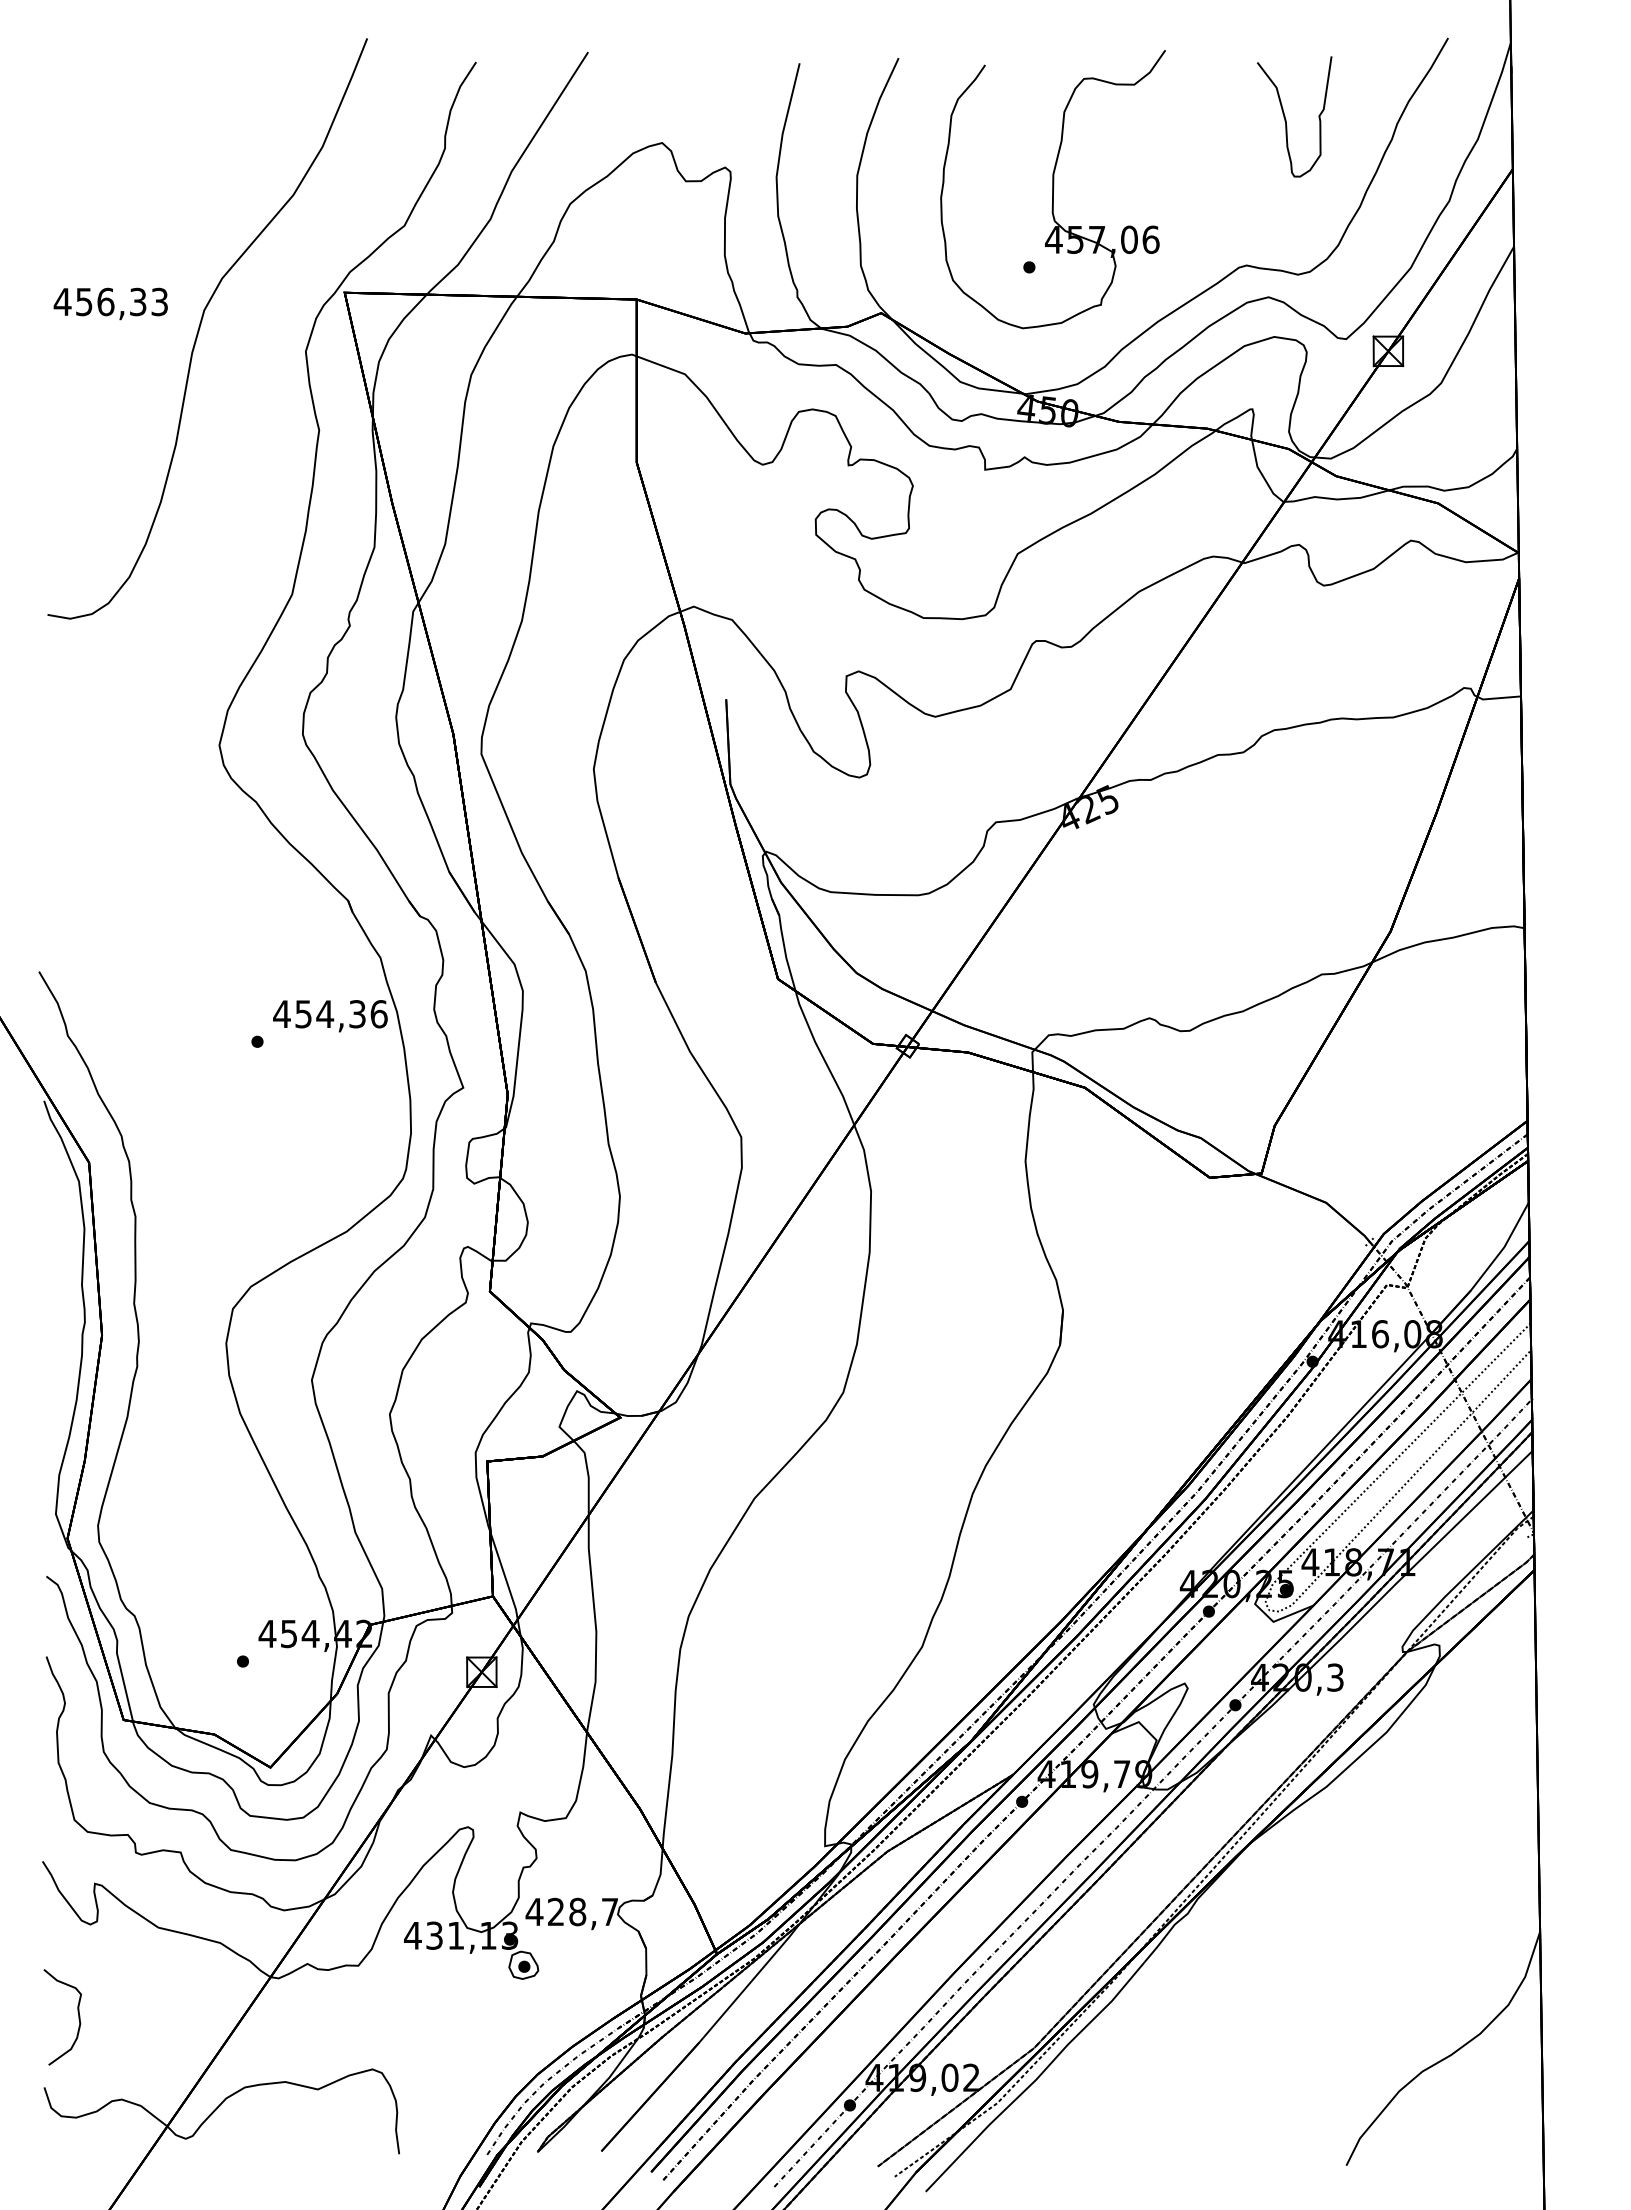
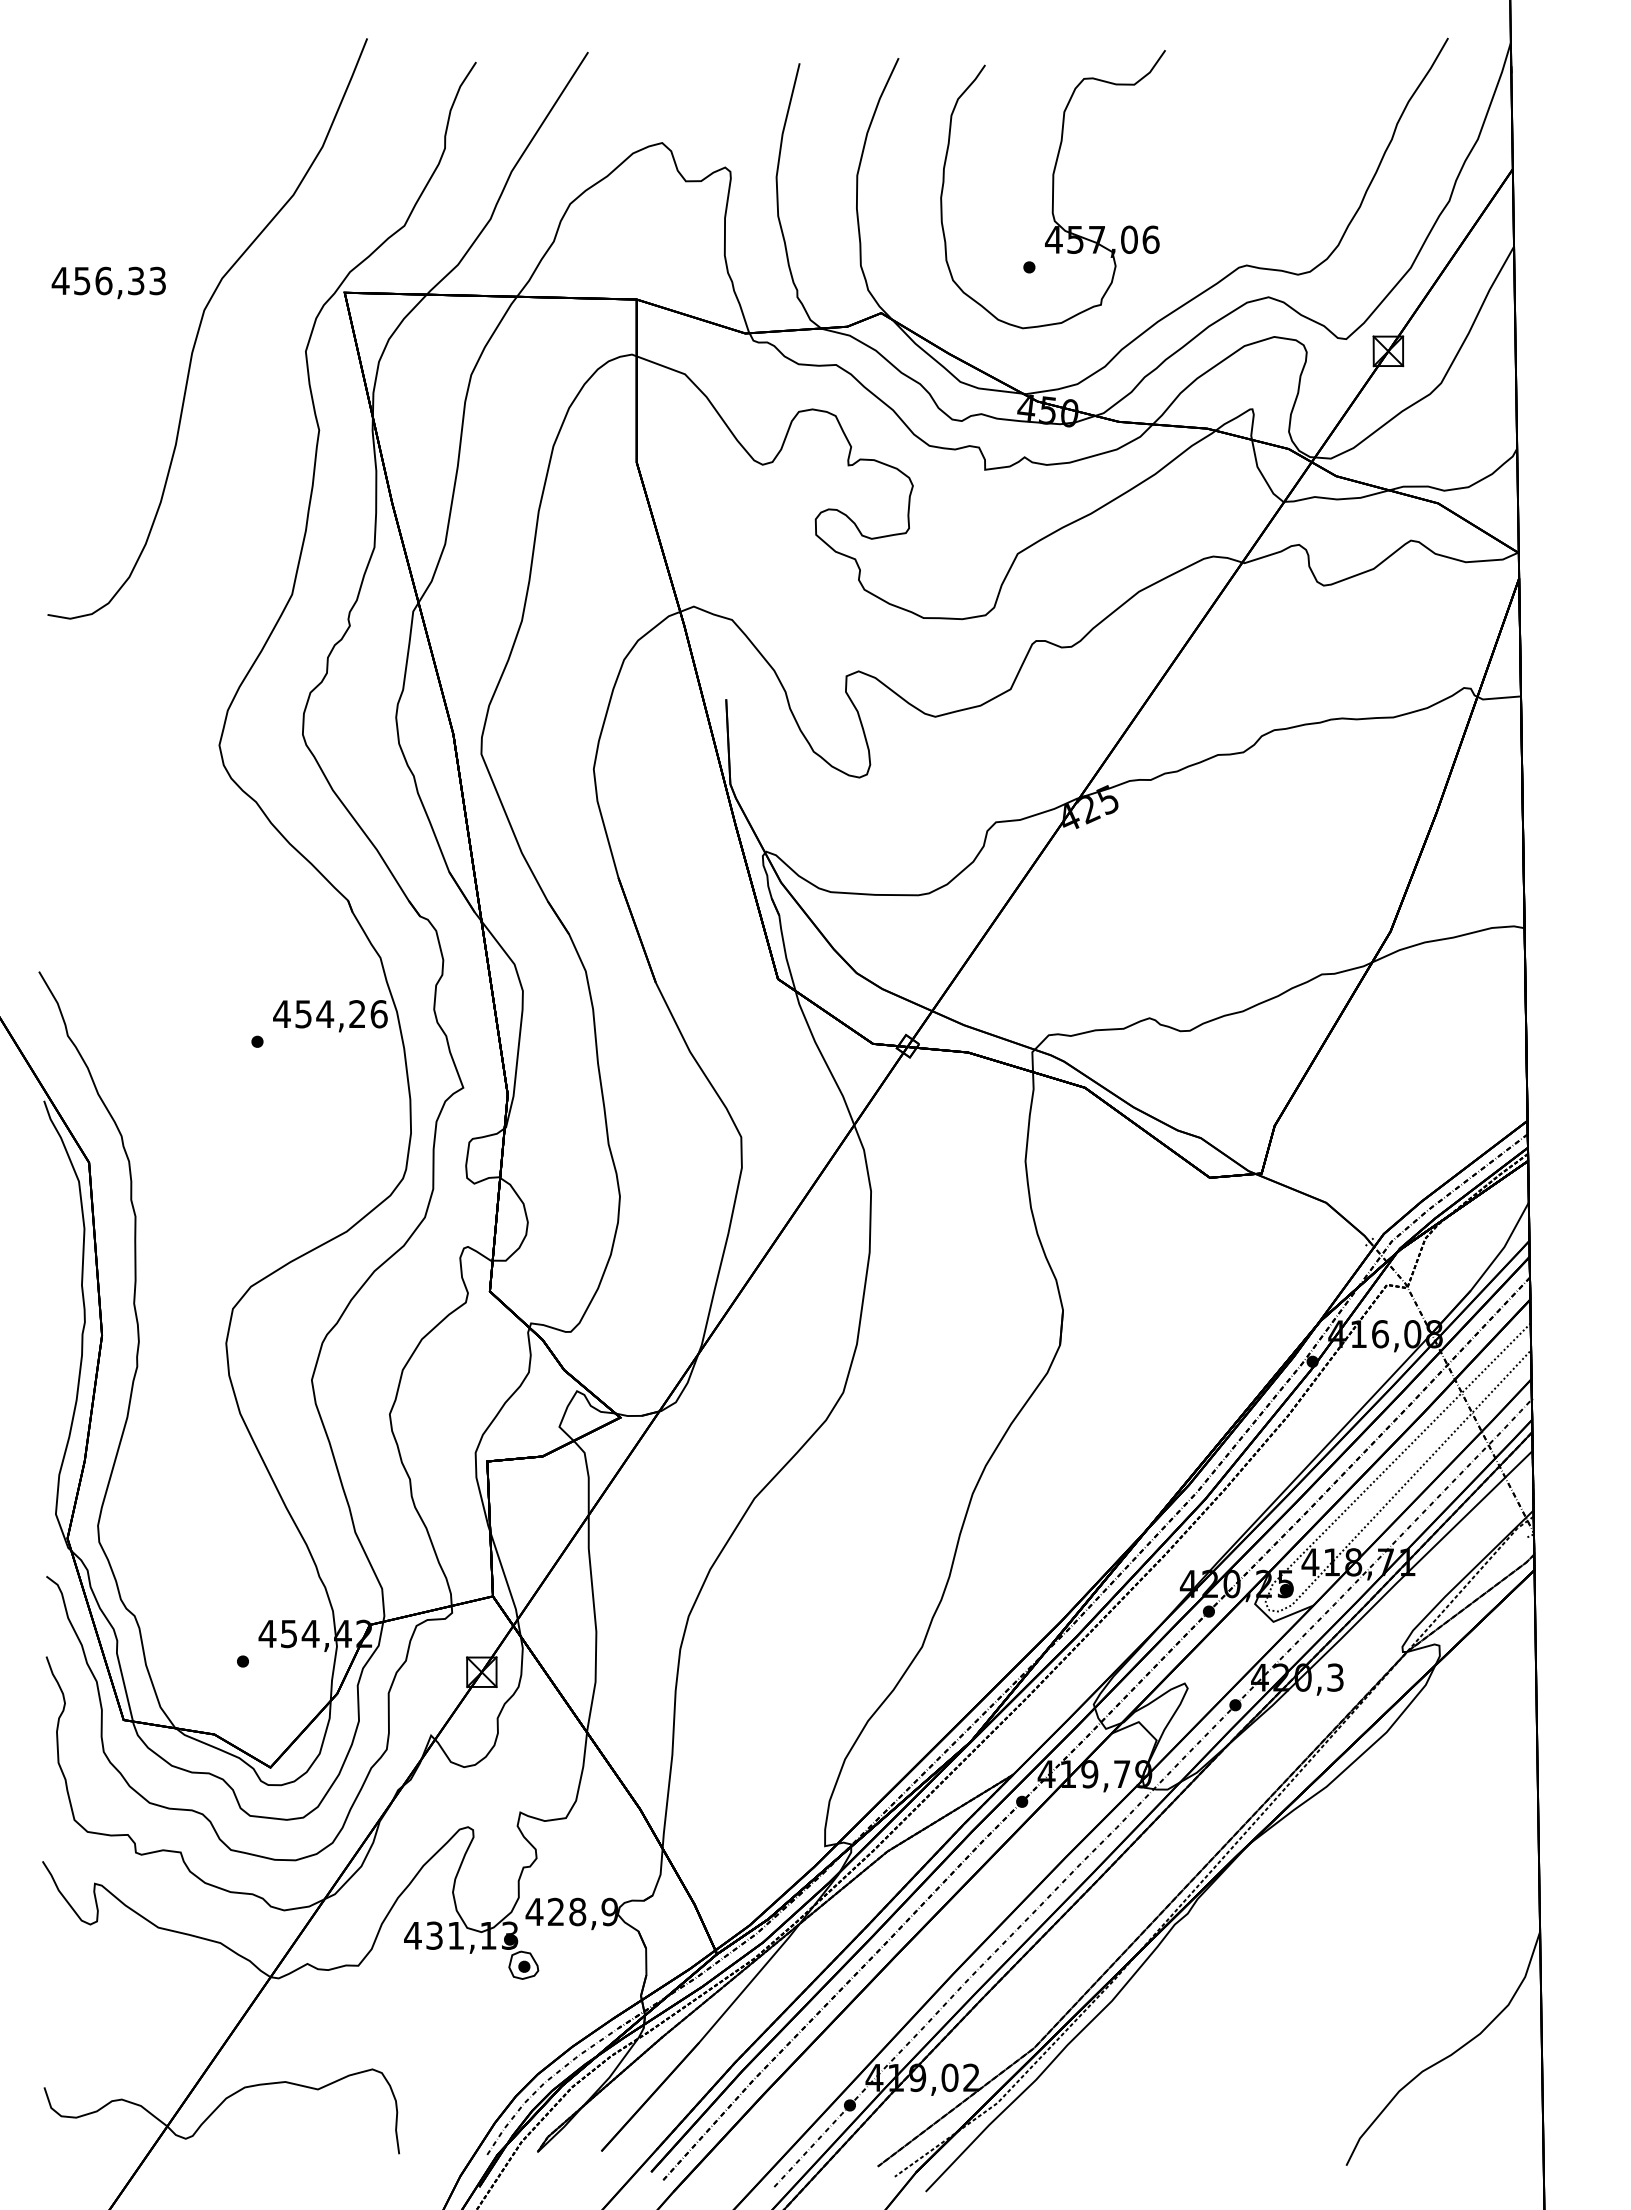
curve: present -> none (1286, 119)
text position: (110, 303) -> (108, 282) (108, 282)
text: 454,36 -> 454,26 (357, 1014)
text: 428,7 -> 428,9 (609, 1911)
curve: present -> none (77, 2012)
